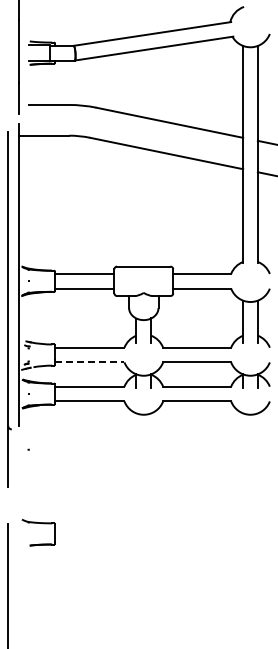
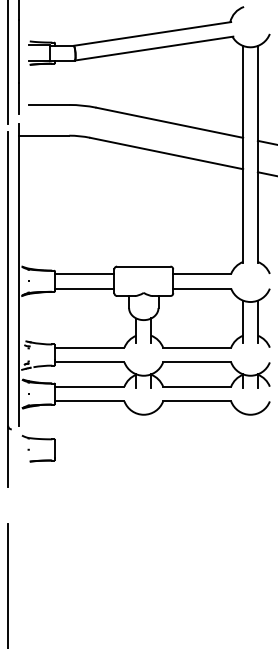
line: none -> present (8, 63)
line: dashed -> solid (89, 362)
part position: (42, 524) -> (42, 440) (42, 440)
